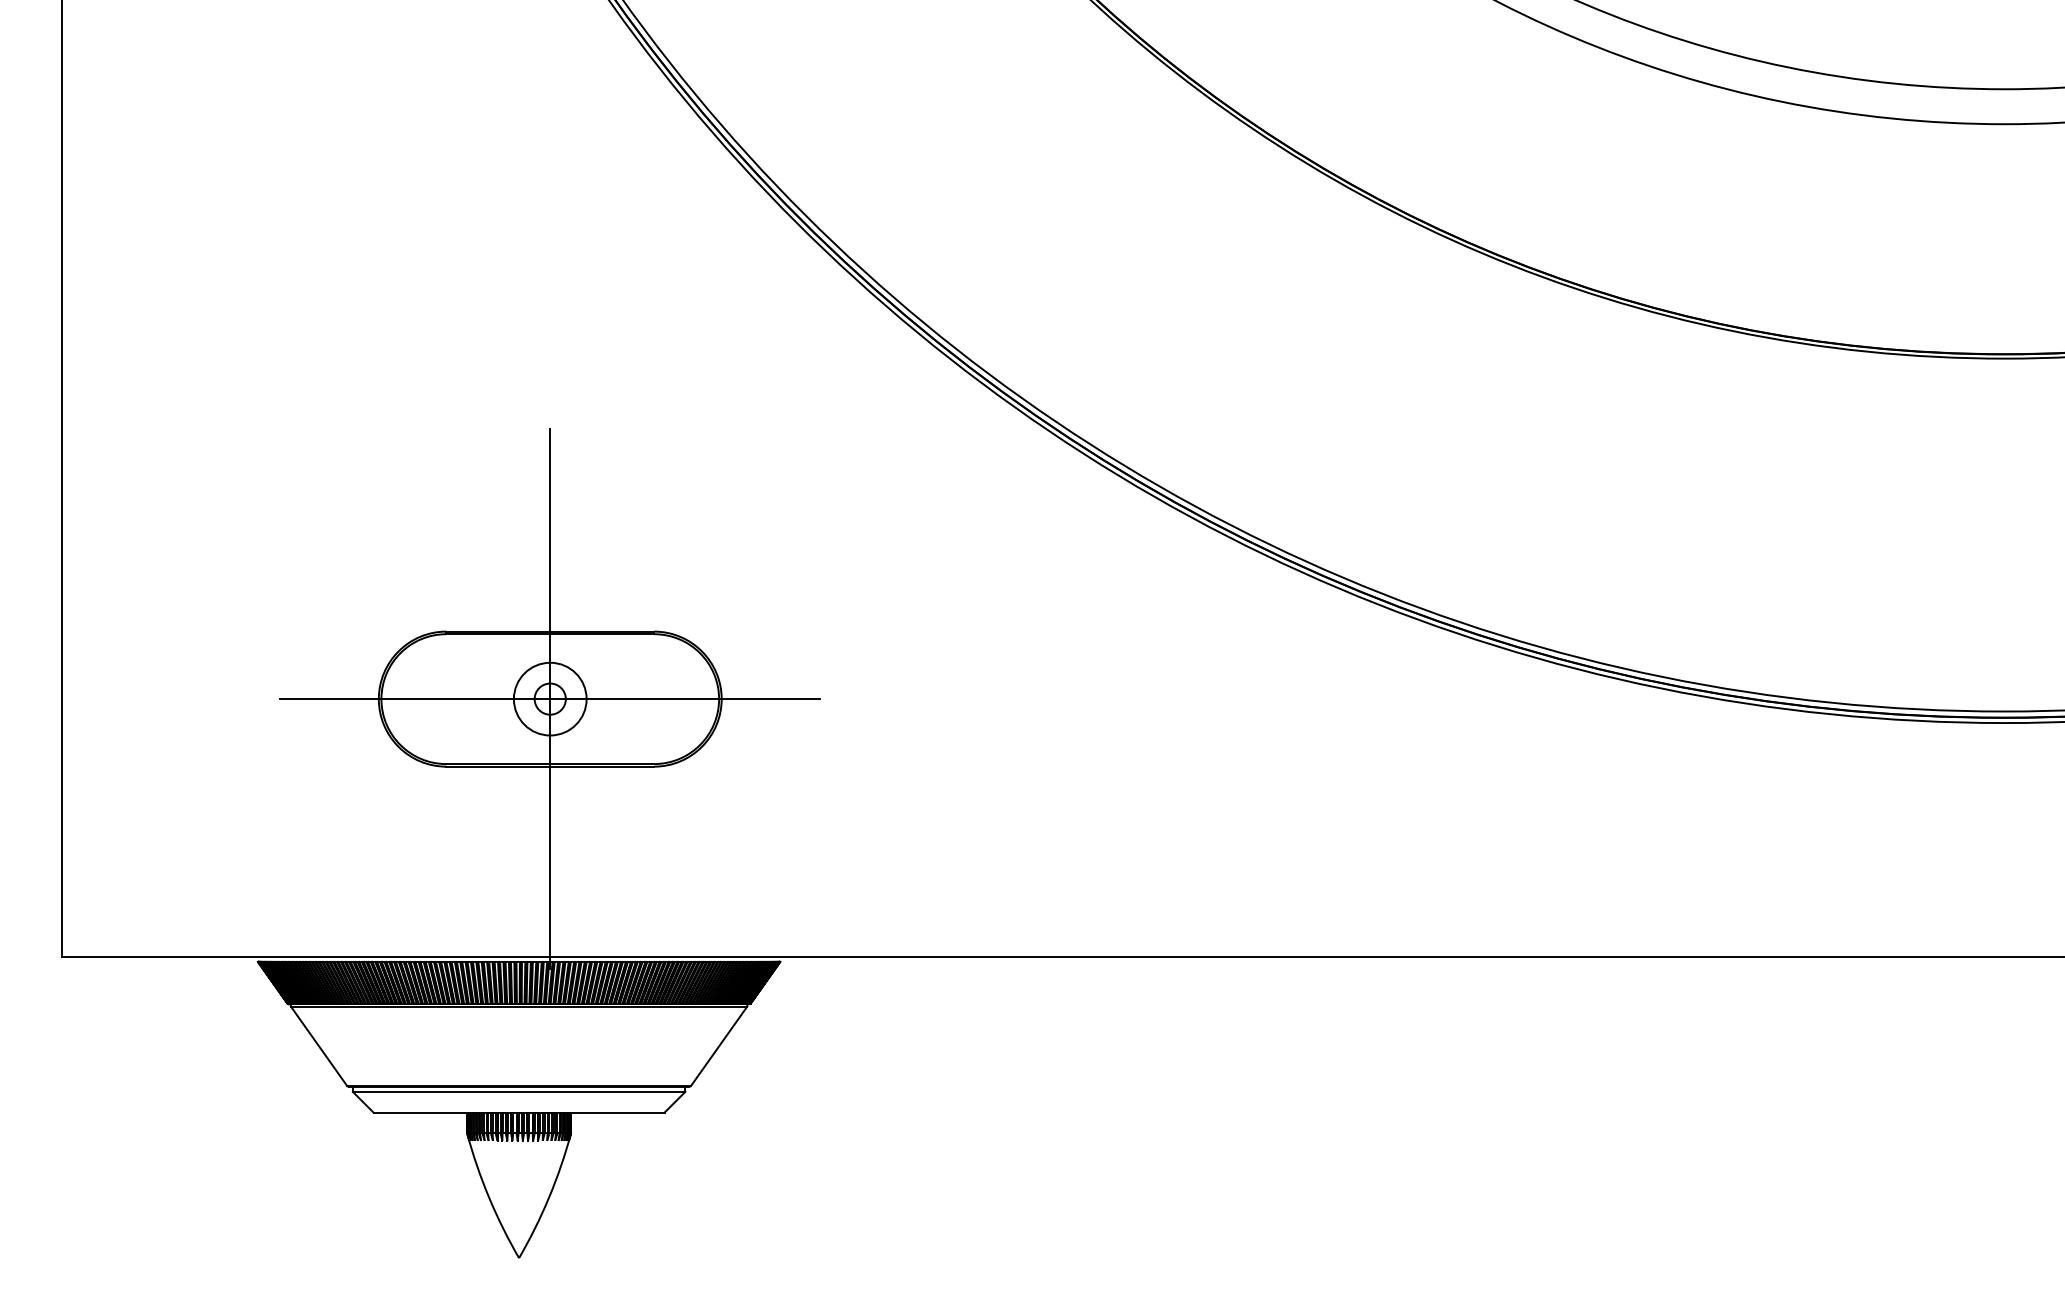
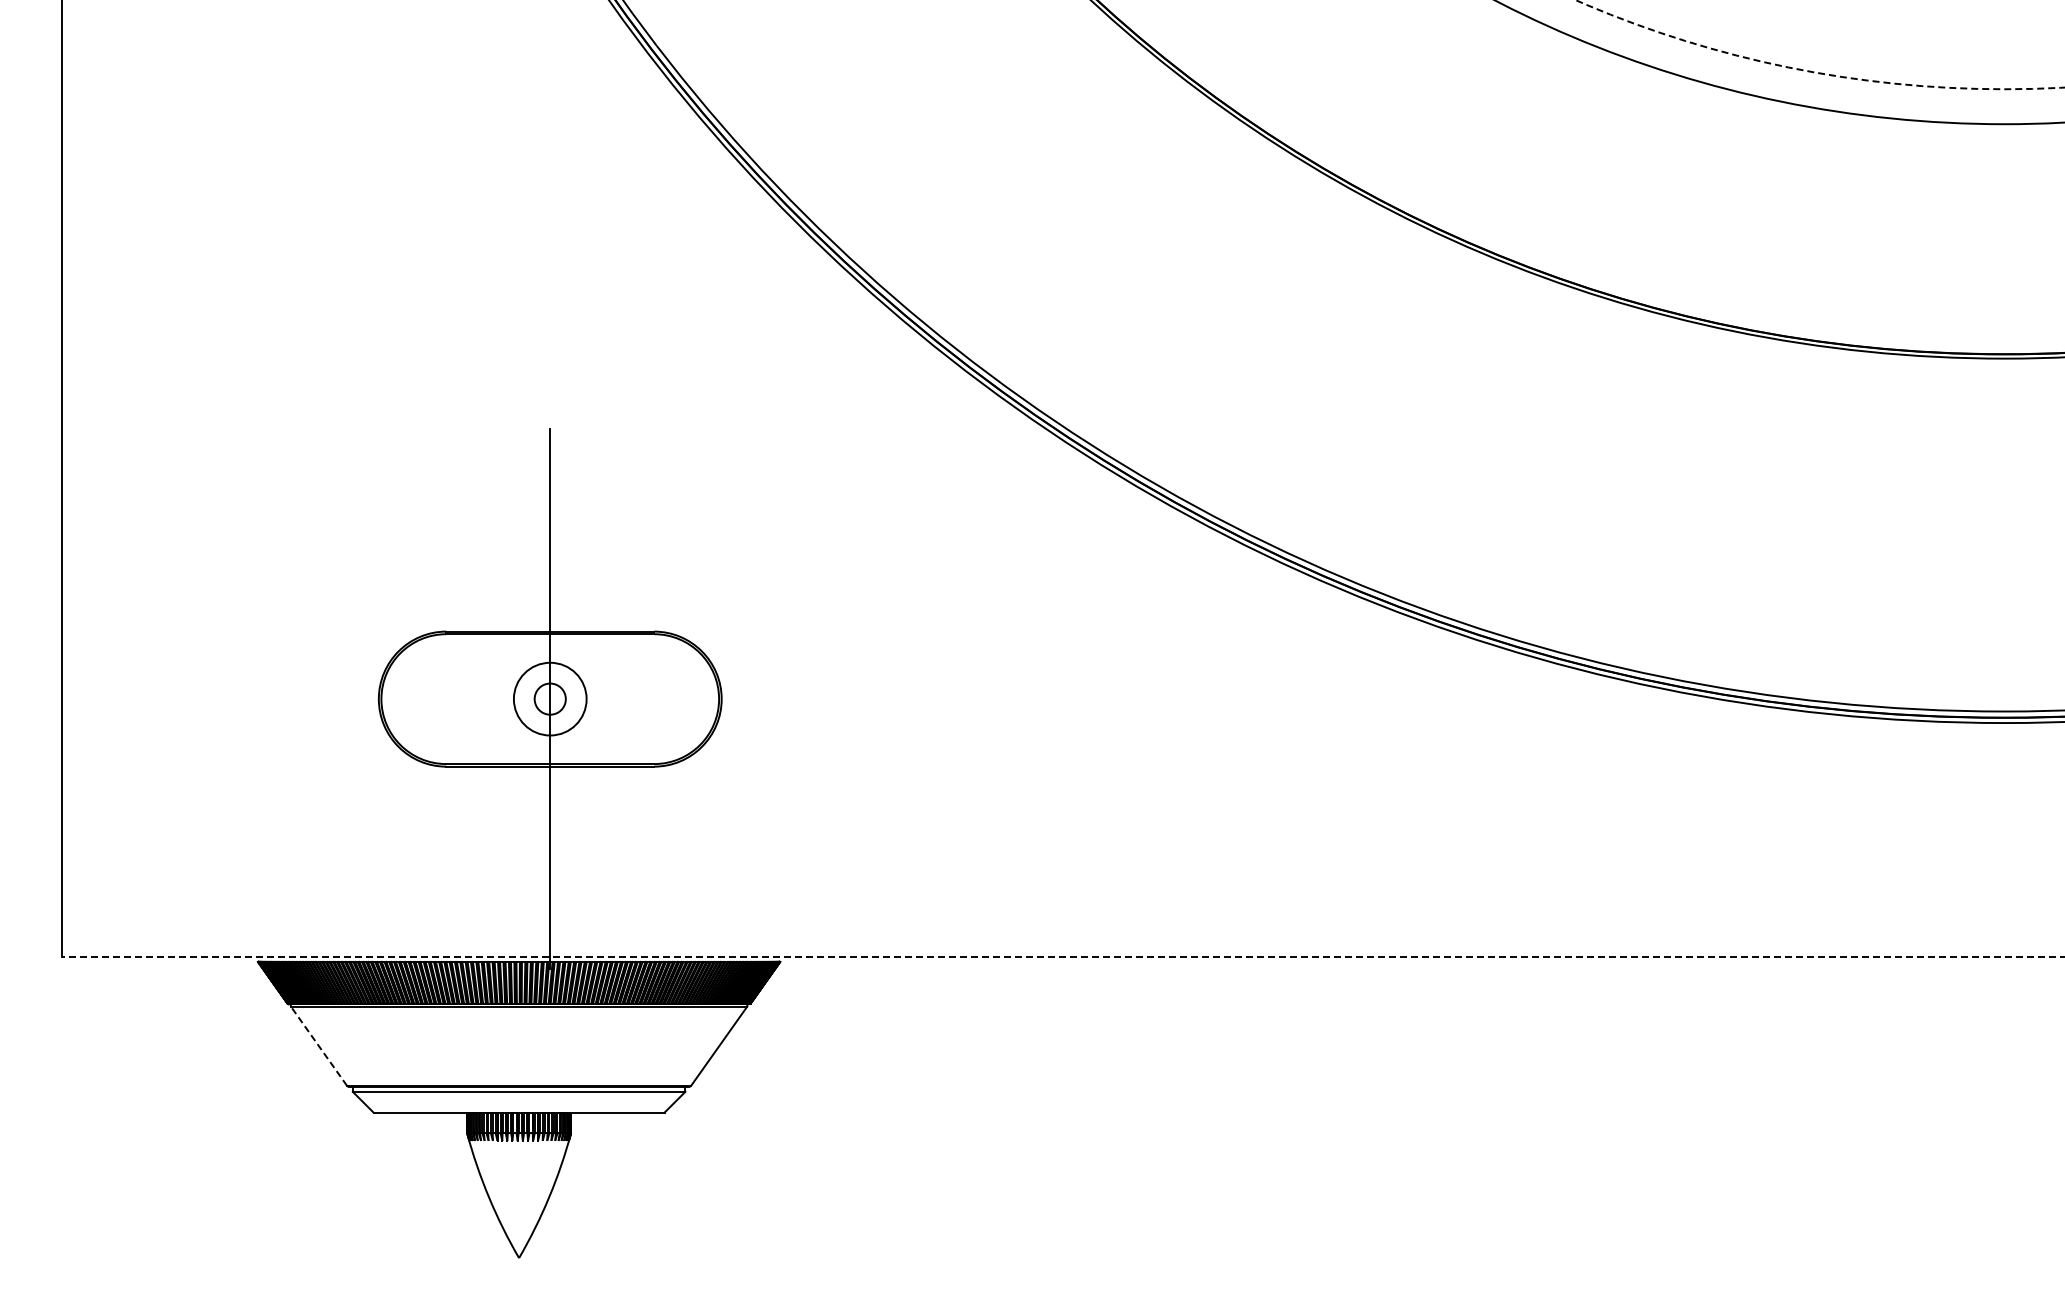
circle: solid -> dashed (1819, 44)
line: present -> none (550, 699)
line: solid -> dashed (1062, 956)
line: solid -> dashed (318, 1045)
